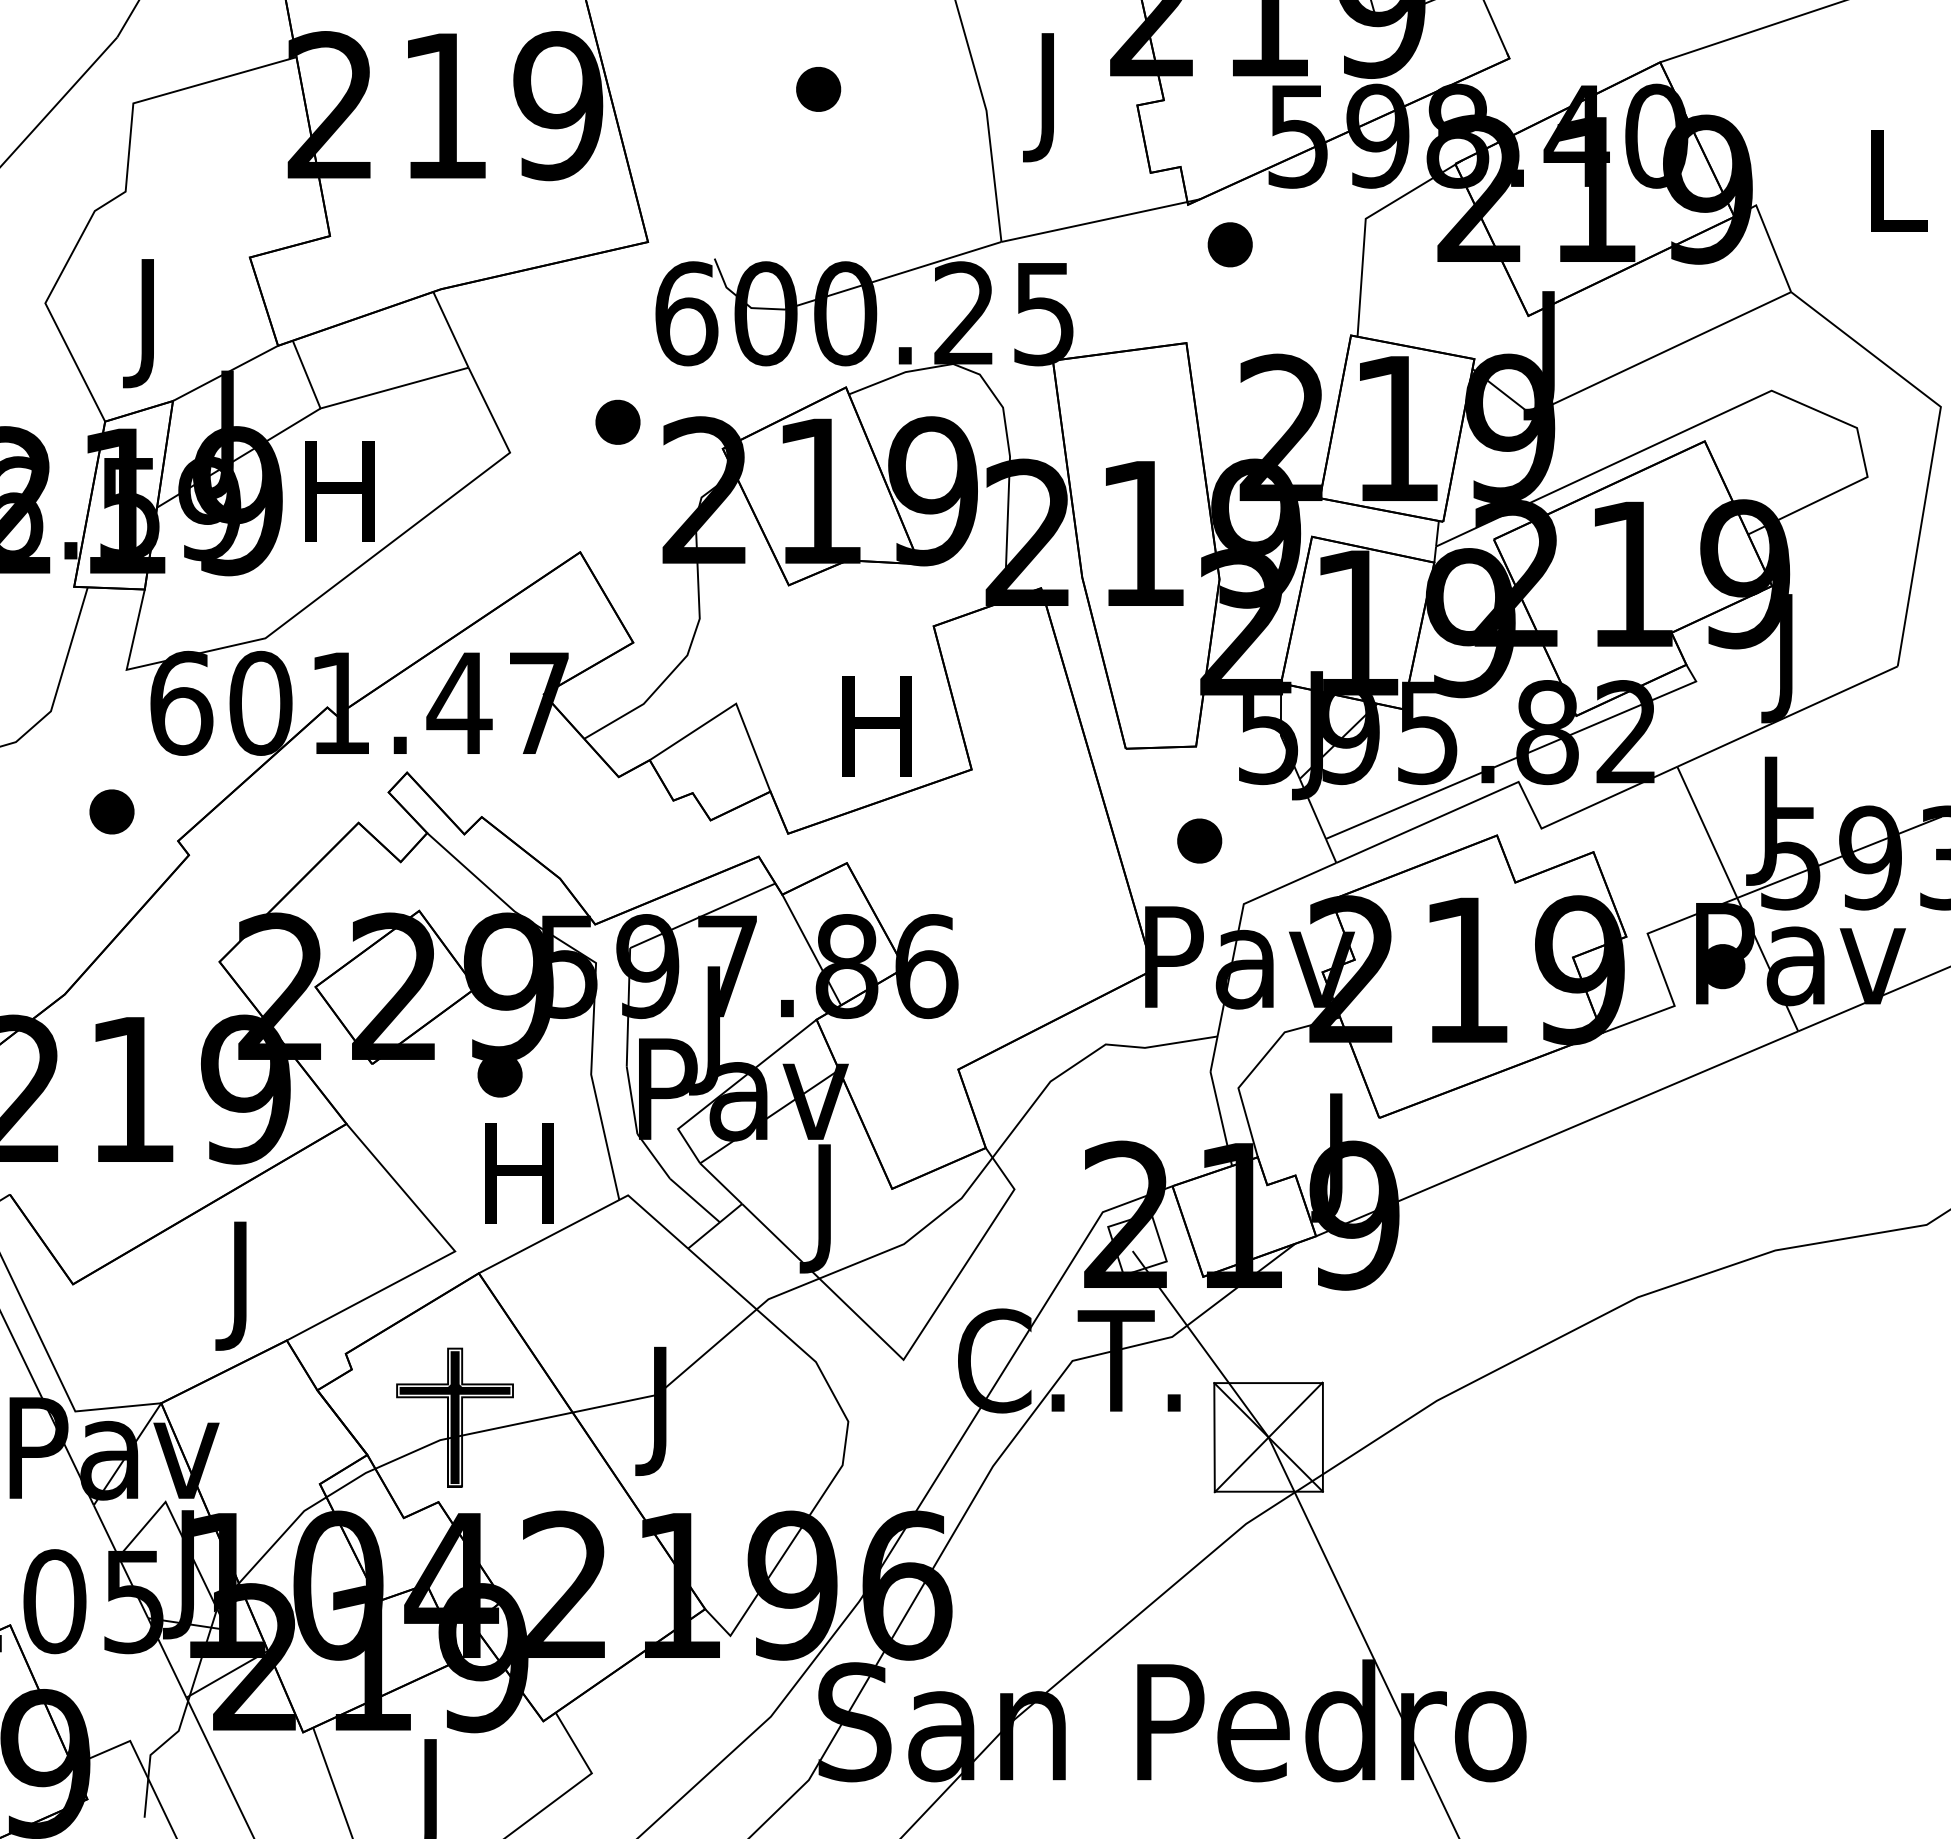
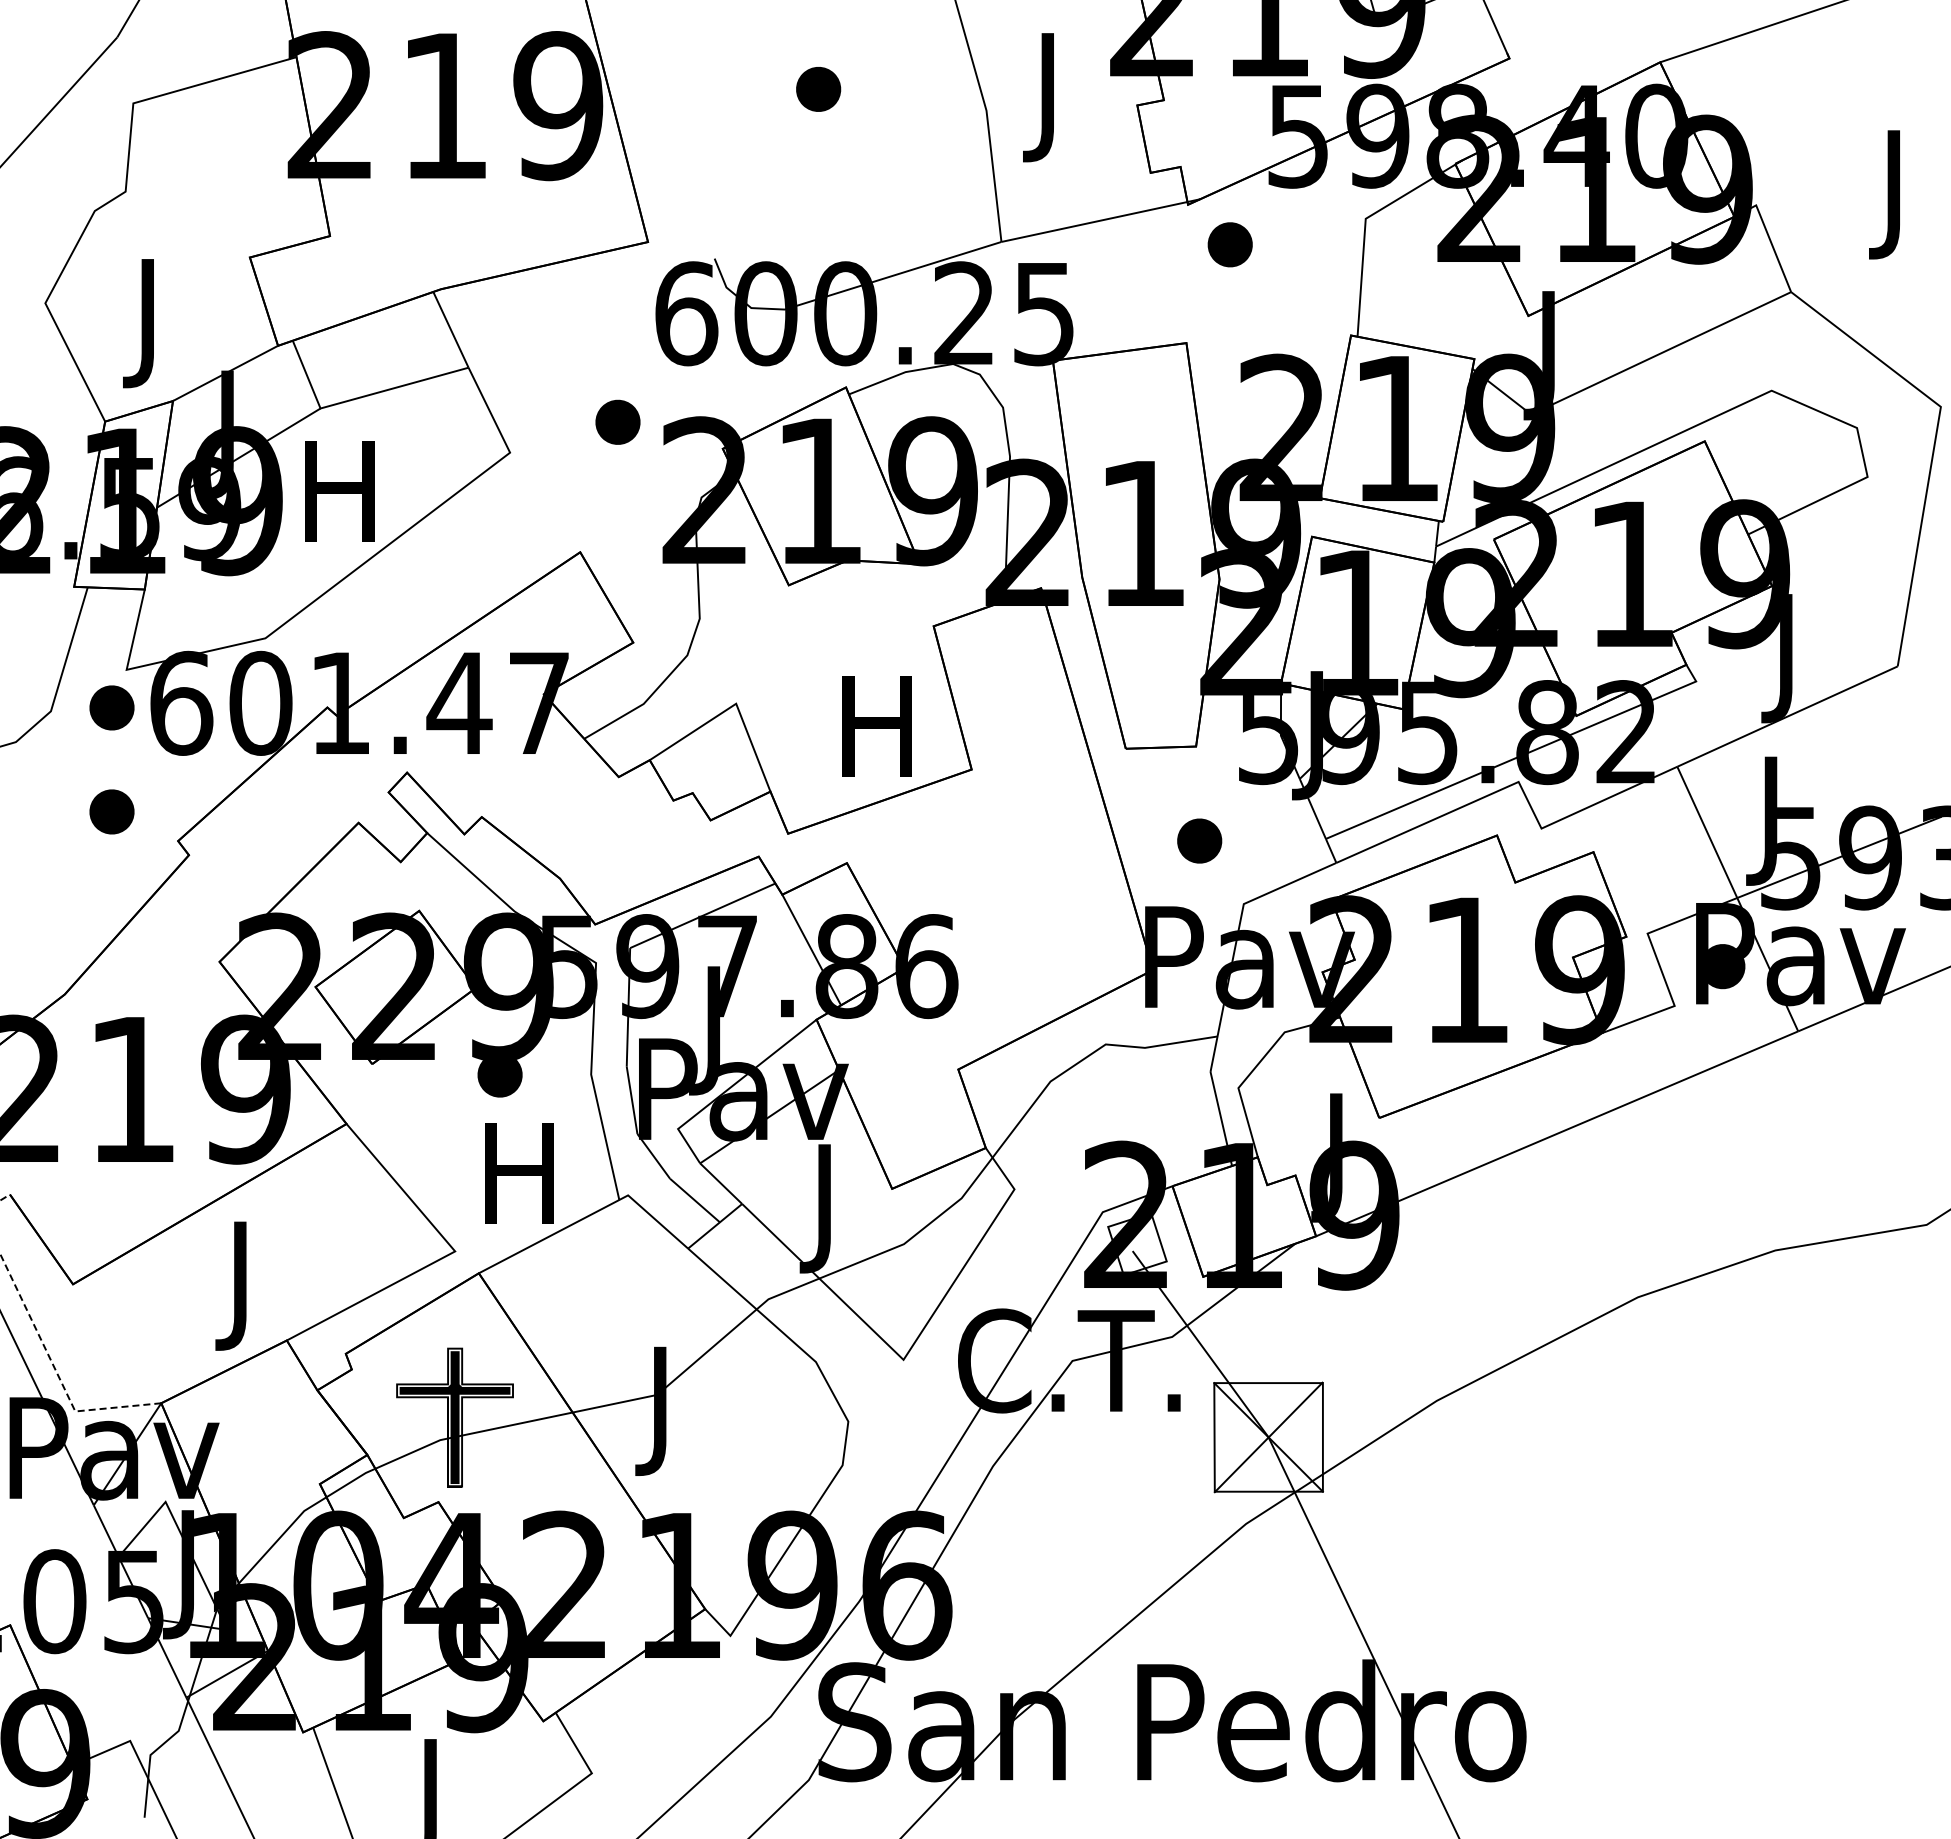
text: L -> J (1898, 194)
part: none -> present (111, 707)
line: solid -> dashed (53, 1366)
